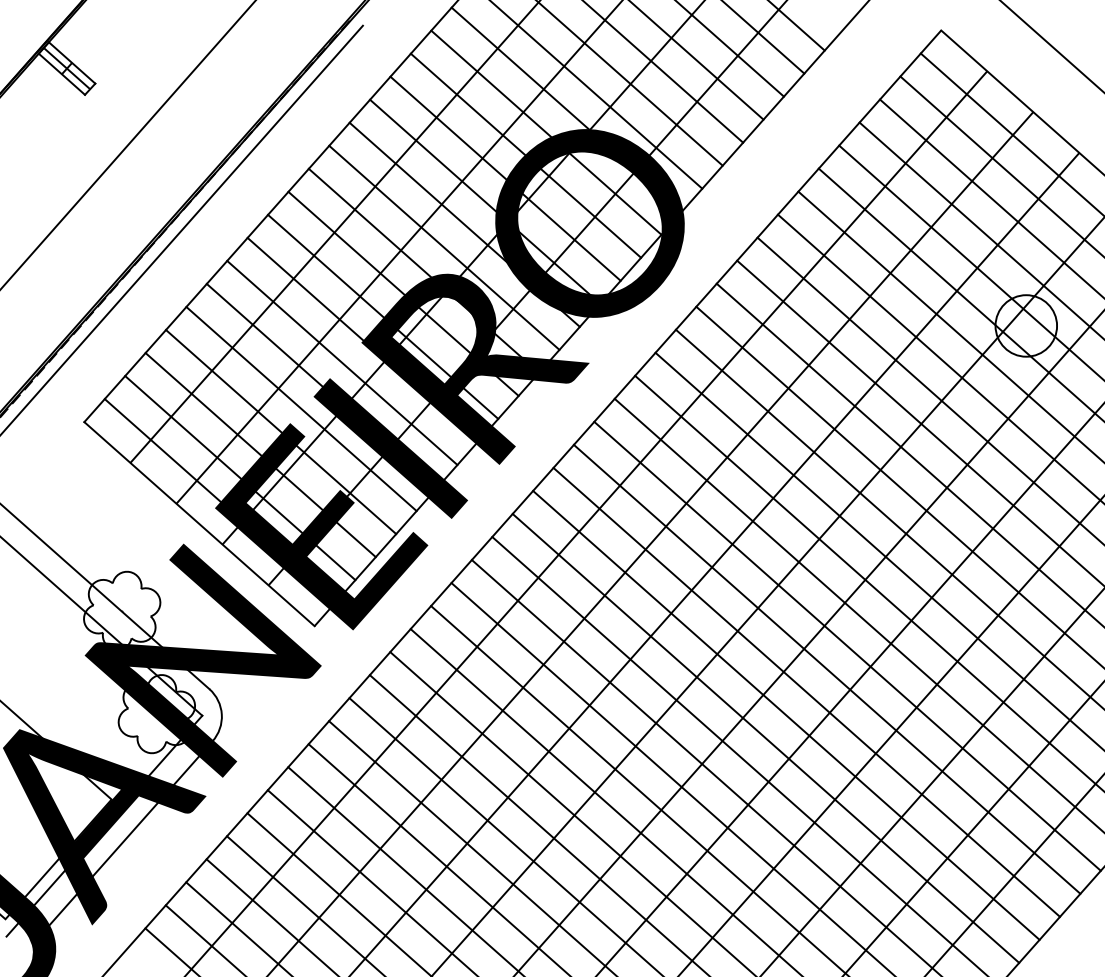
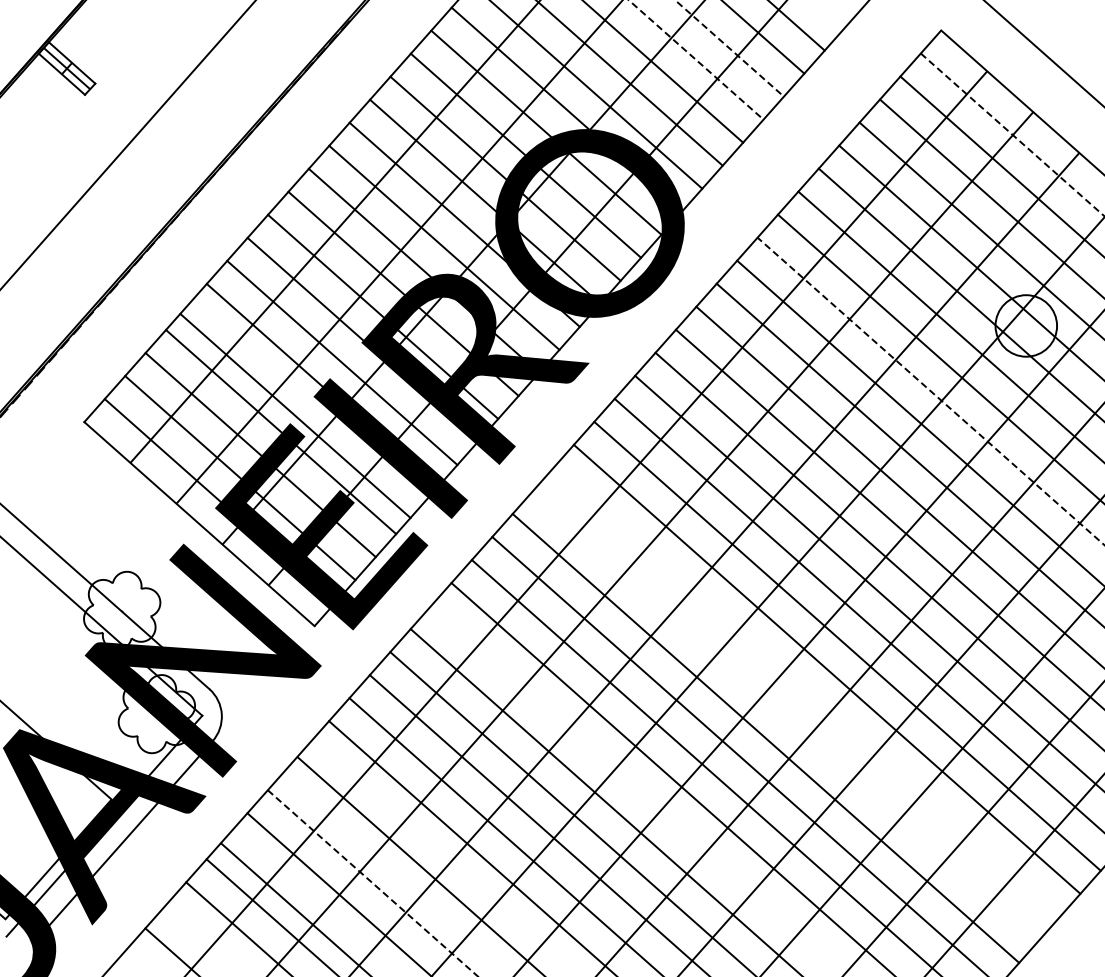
line position: (1051, 46) -> (1043, 53) (1043, 53)
line: solid -> dashed (730, 48)
line: solid -> dashed (696, 60)
line: solid -> dashed (1012, 135)
line: present -> none (182, 229)
line: solid -> dashed (931, 391)
line position: (301, 408) -> (295, 415) (295, 415)
line: present -> none (806, 691)
line: present -> none (786, 714)
line: present -> none (638, 789)
line position: (437, 858) -> (419, 865) (419, 865)
line: present -> none (404, 870)
line: solid -> dashed (373, 883)
line position: (304, 904) -> (294, 908) (294, 908)
line: present -> none (203, 939)
